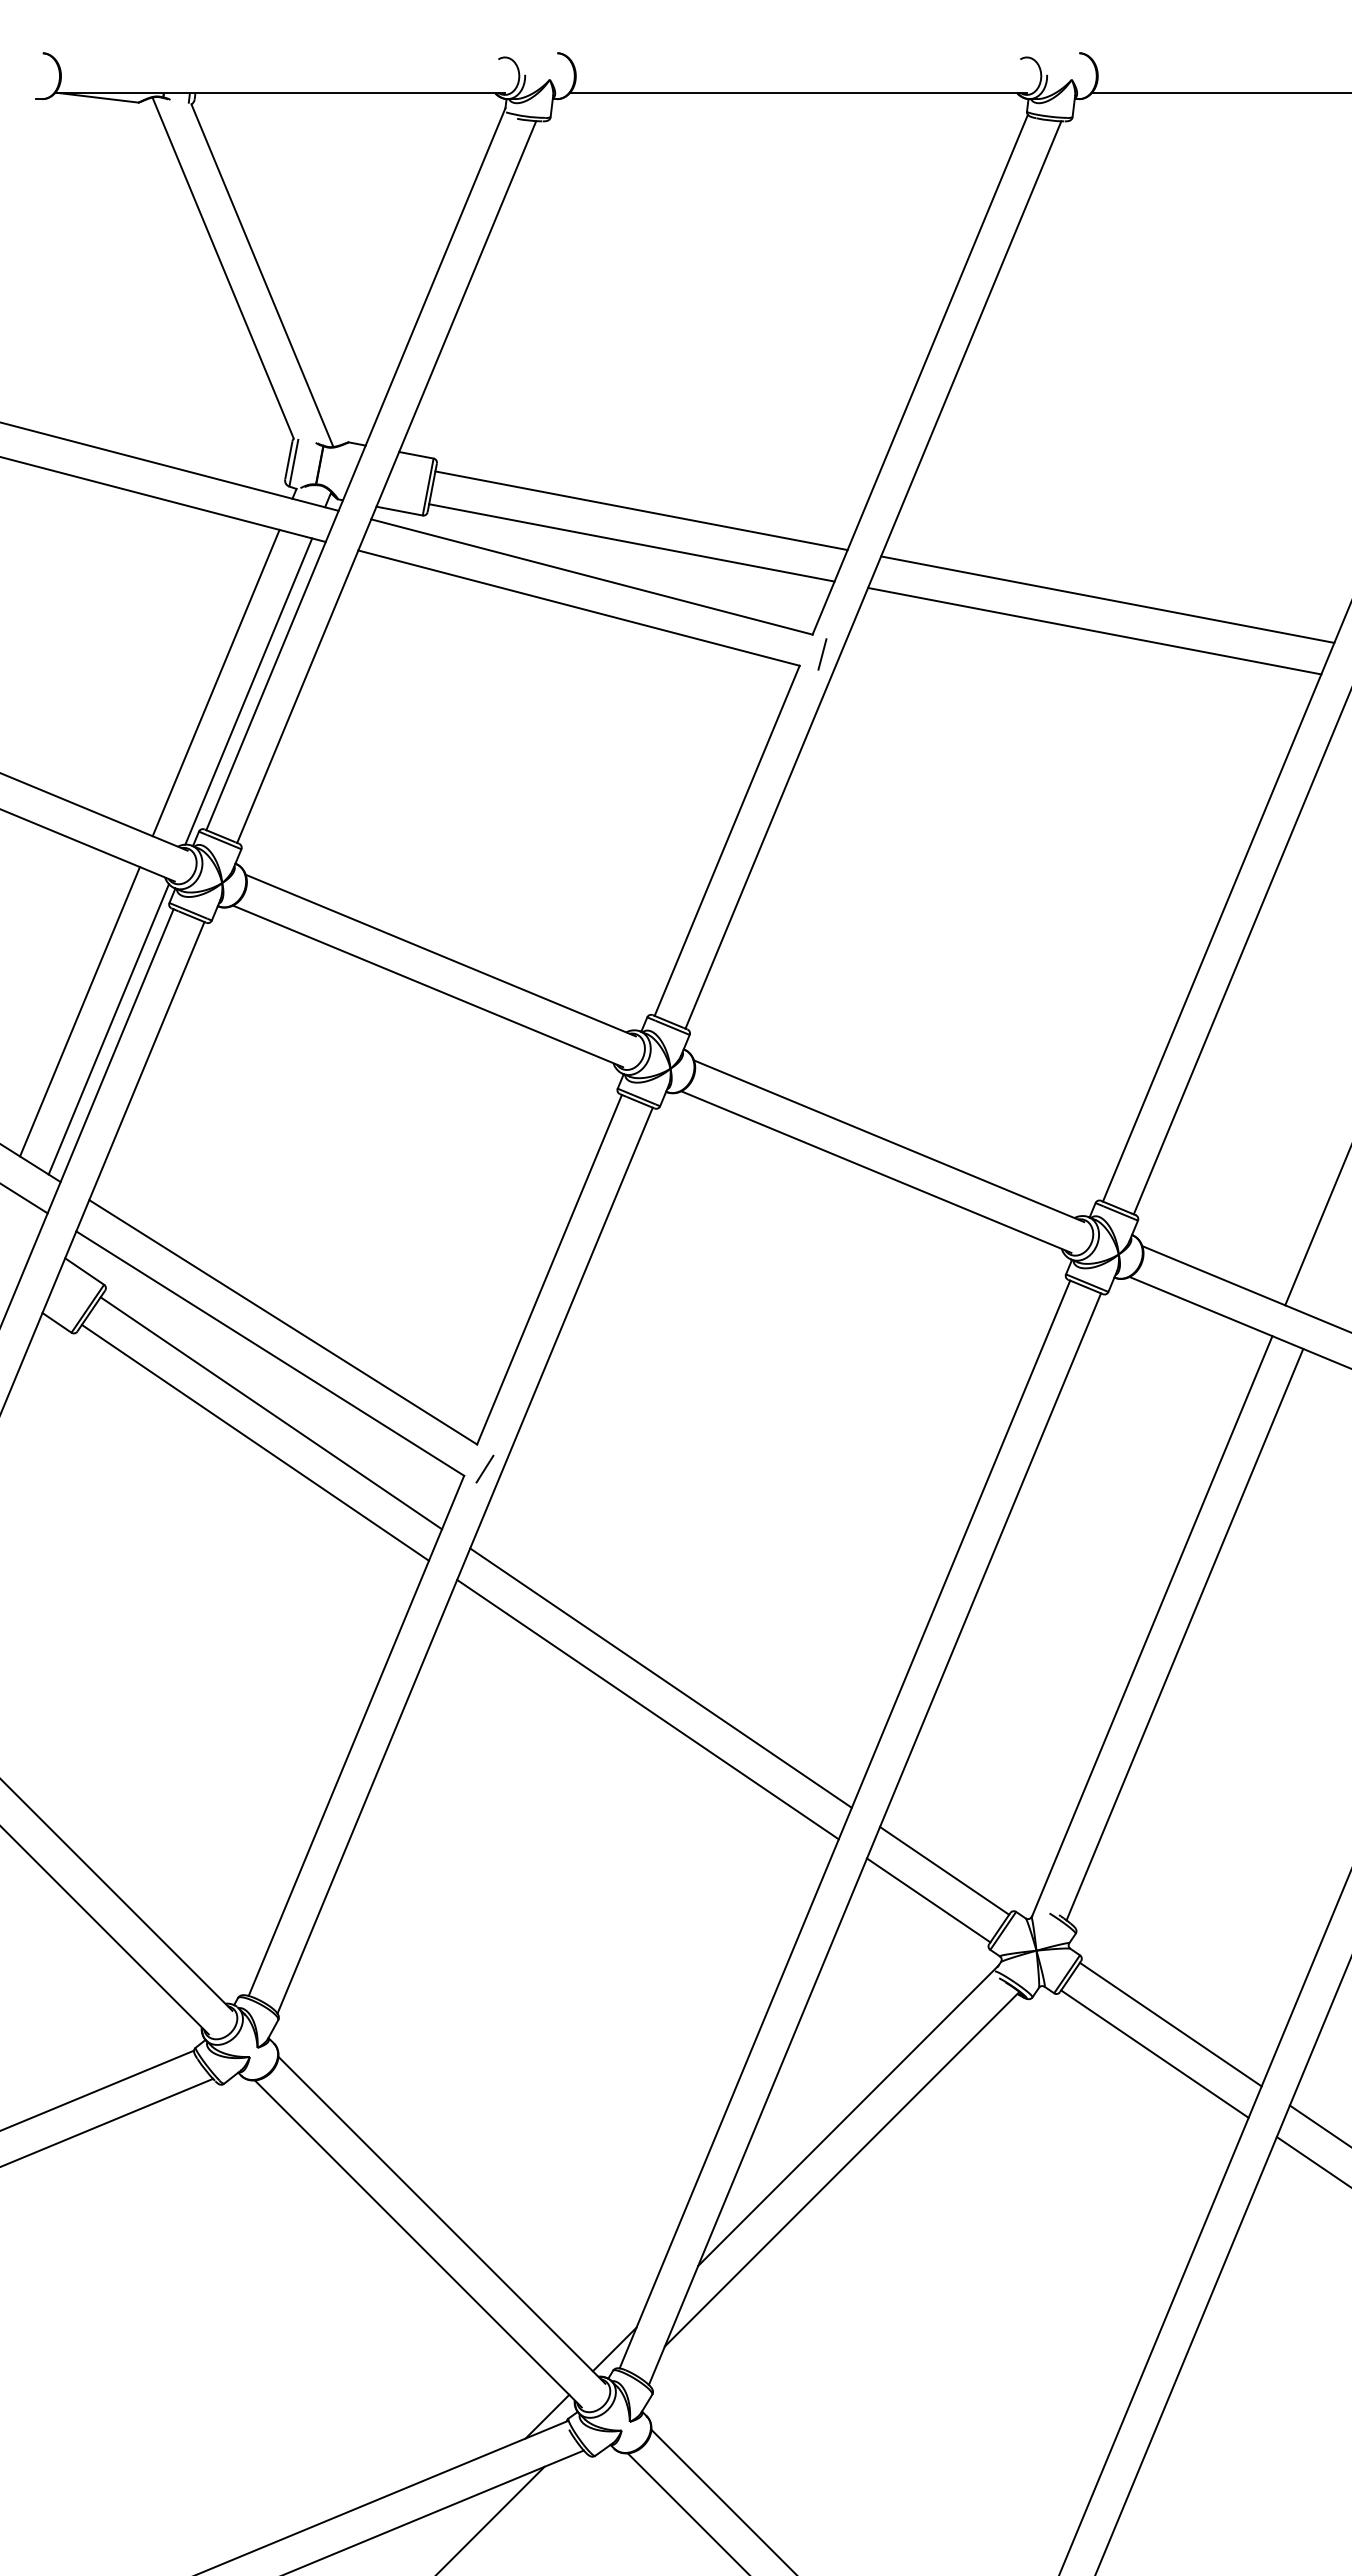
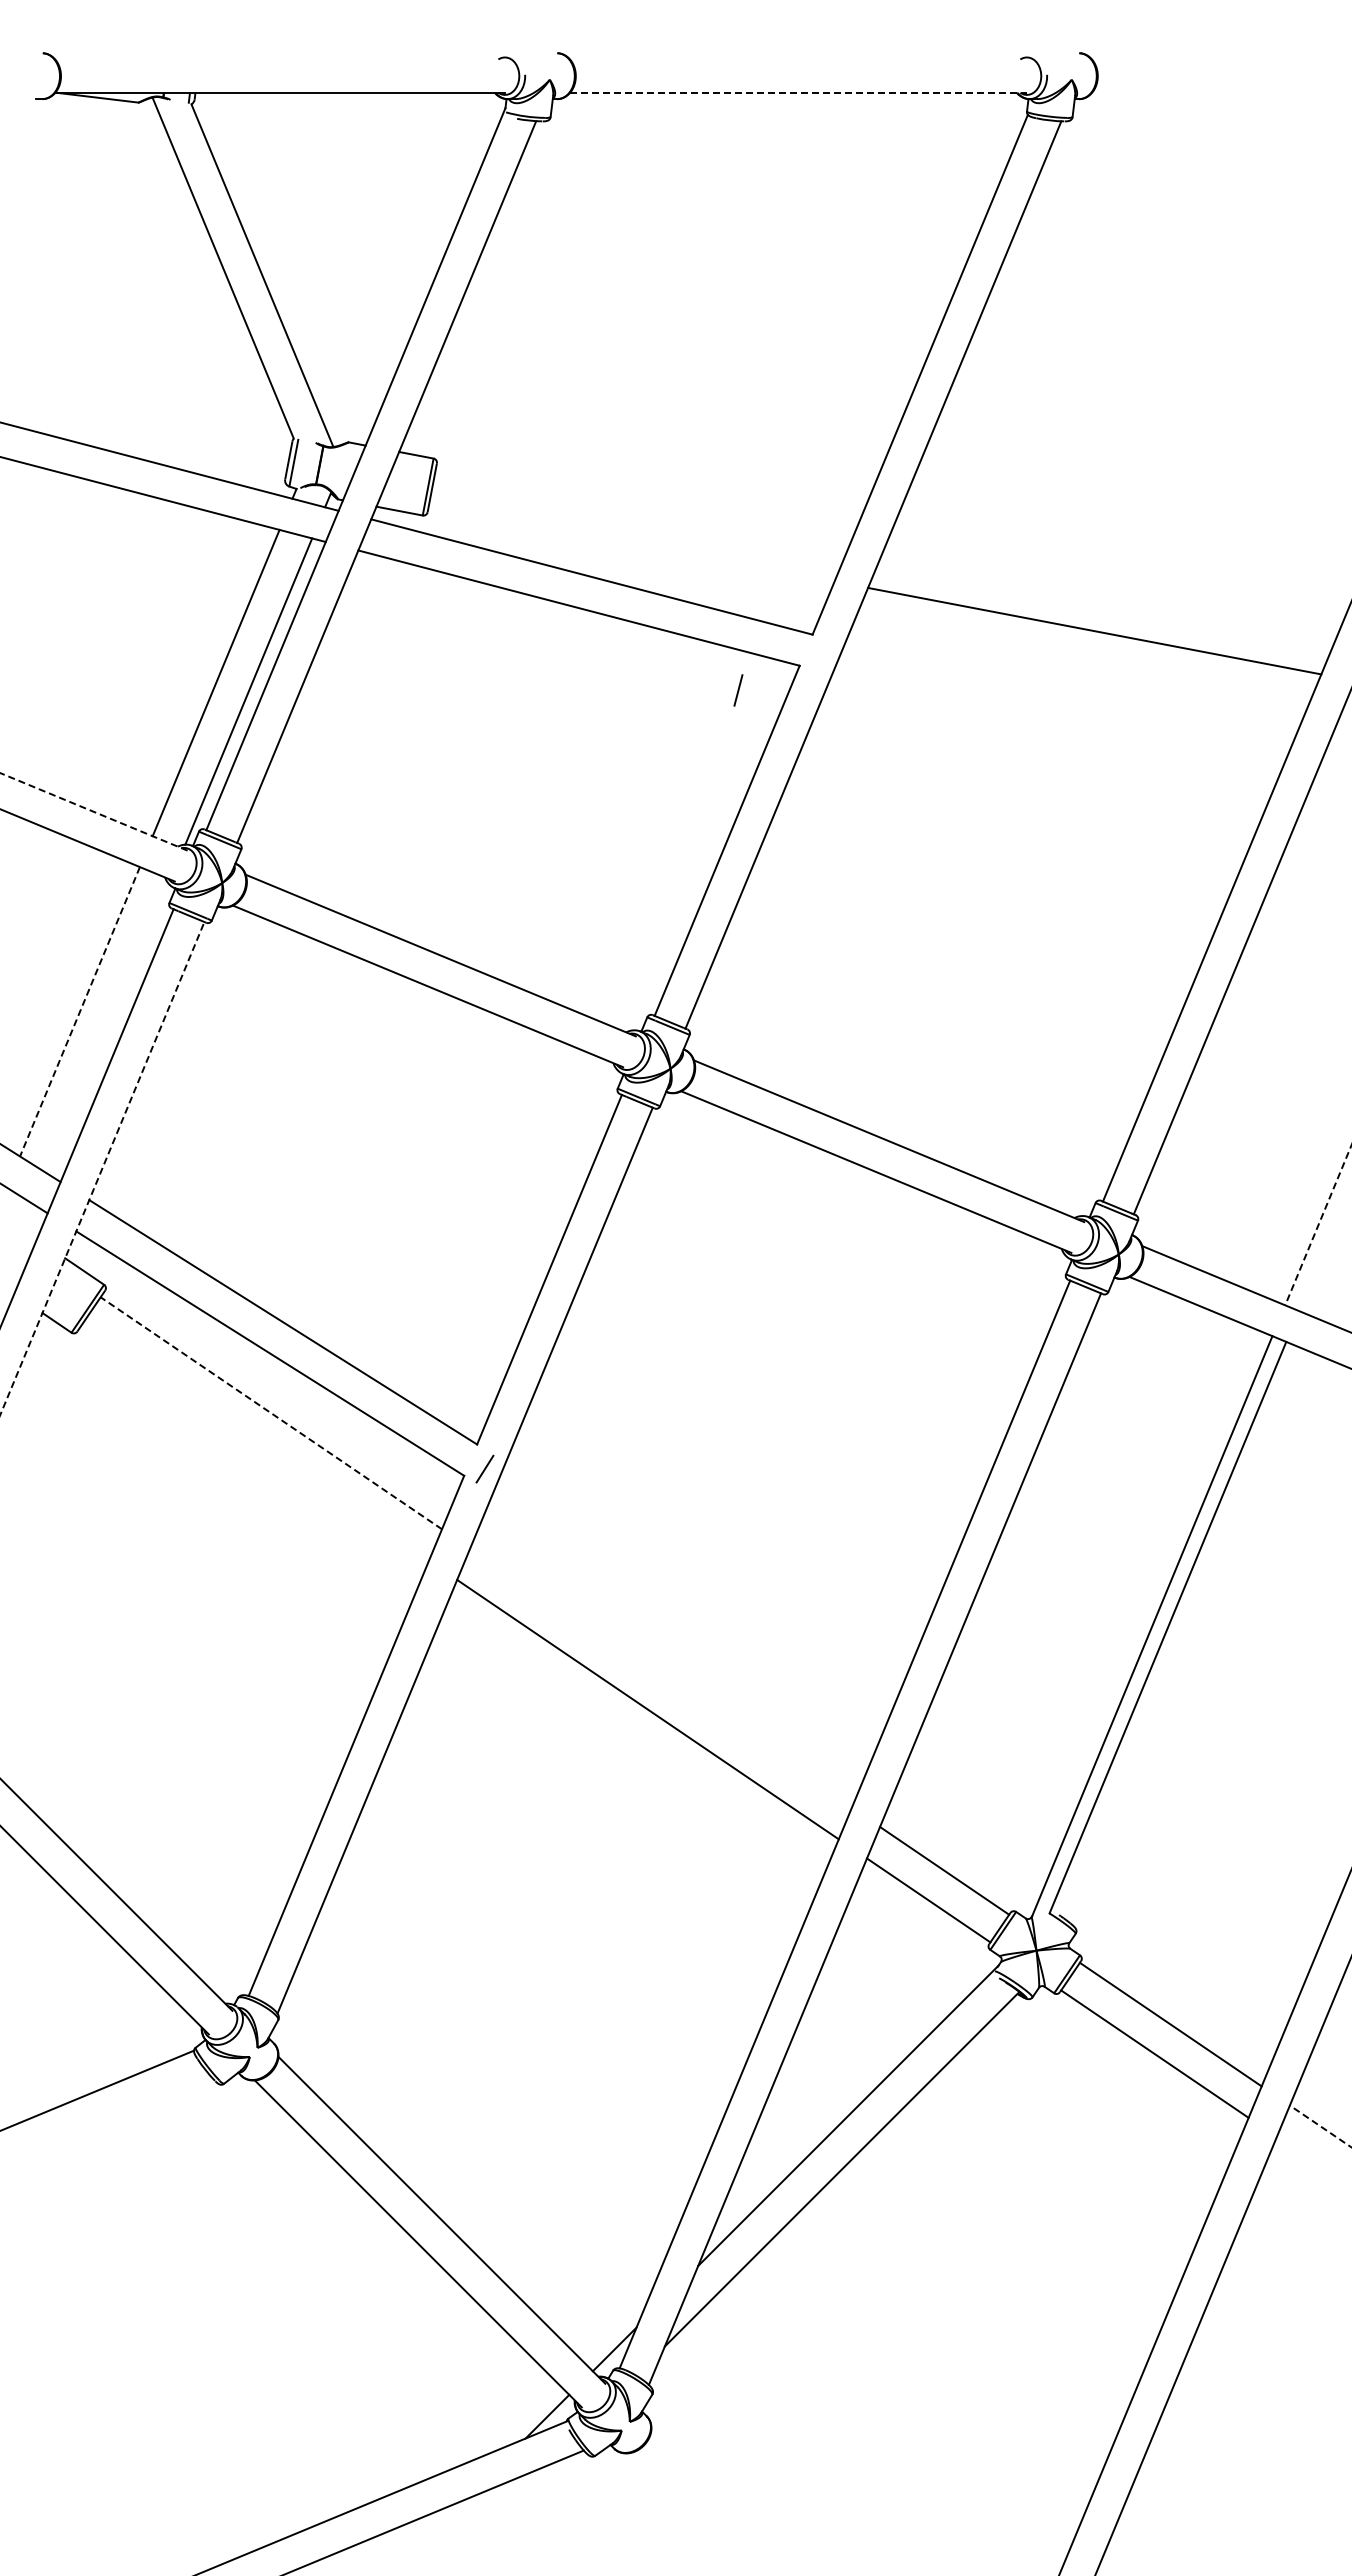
line: solid -> dashed (798, 92)
line: present -> none (1219, 92)
line: present -> none (641, 510)
line: present -> none (631, 542)
line: present -> none (1107, 599)
line position: (822, 654) -> (738, 690) (738, 690)
line: solid -> dashed (93, 811)
line: solid -> dashed (80, 1011)
line: present -> none (108, 1029)
line: solid -> dashed (102, 1168)
line: solid -> dashed (1318, 1224)
line: solid -> dashed (270, 1413)
line: present -> none (254, 1442)
line position: (1184, 1634) -> (1167, 1627) (1167, 1627)
line: present -> none (660, 1677)
line: present -> none (107, 2122)
line: solid -> dashed (1320, 2126)
line: present -> none (1312, 2161)
line: present -> none (722, 2500)
line: present -> none (687, 2512)
line: present -> none (491, 2519)
